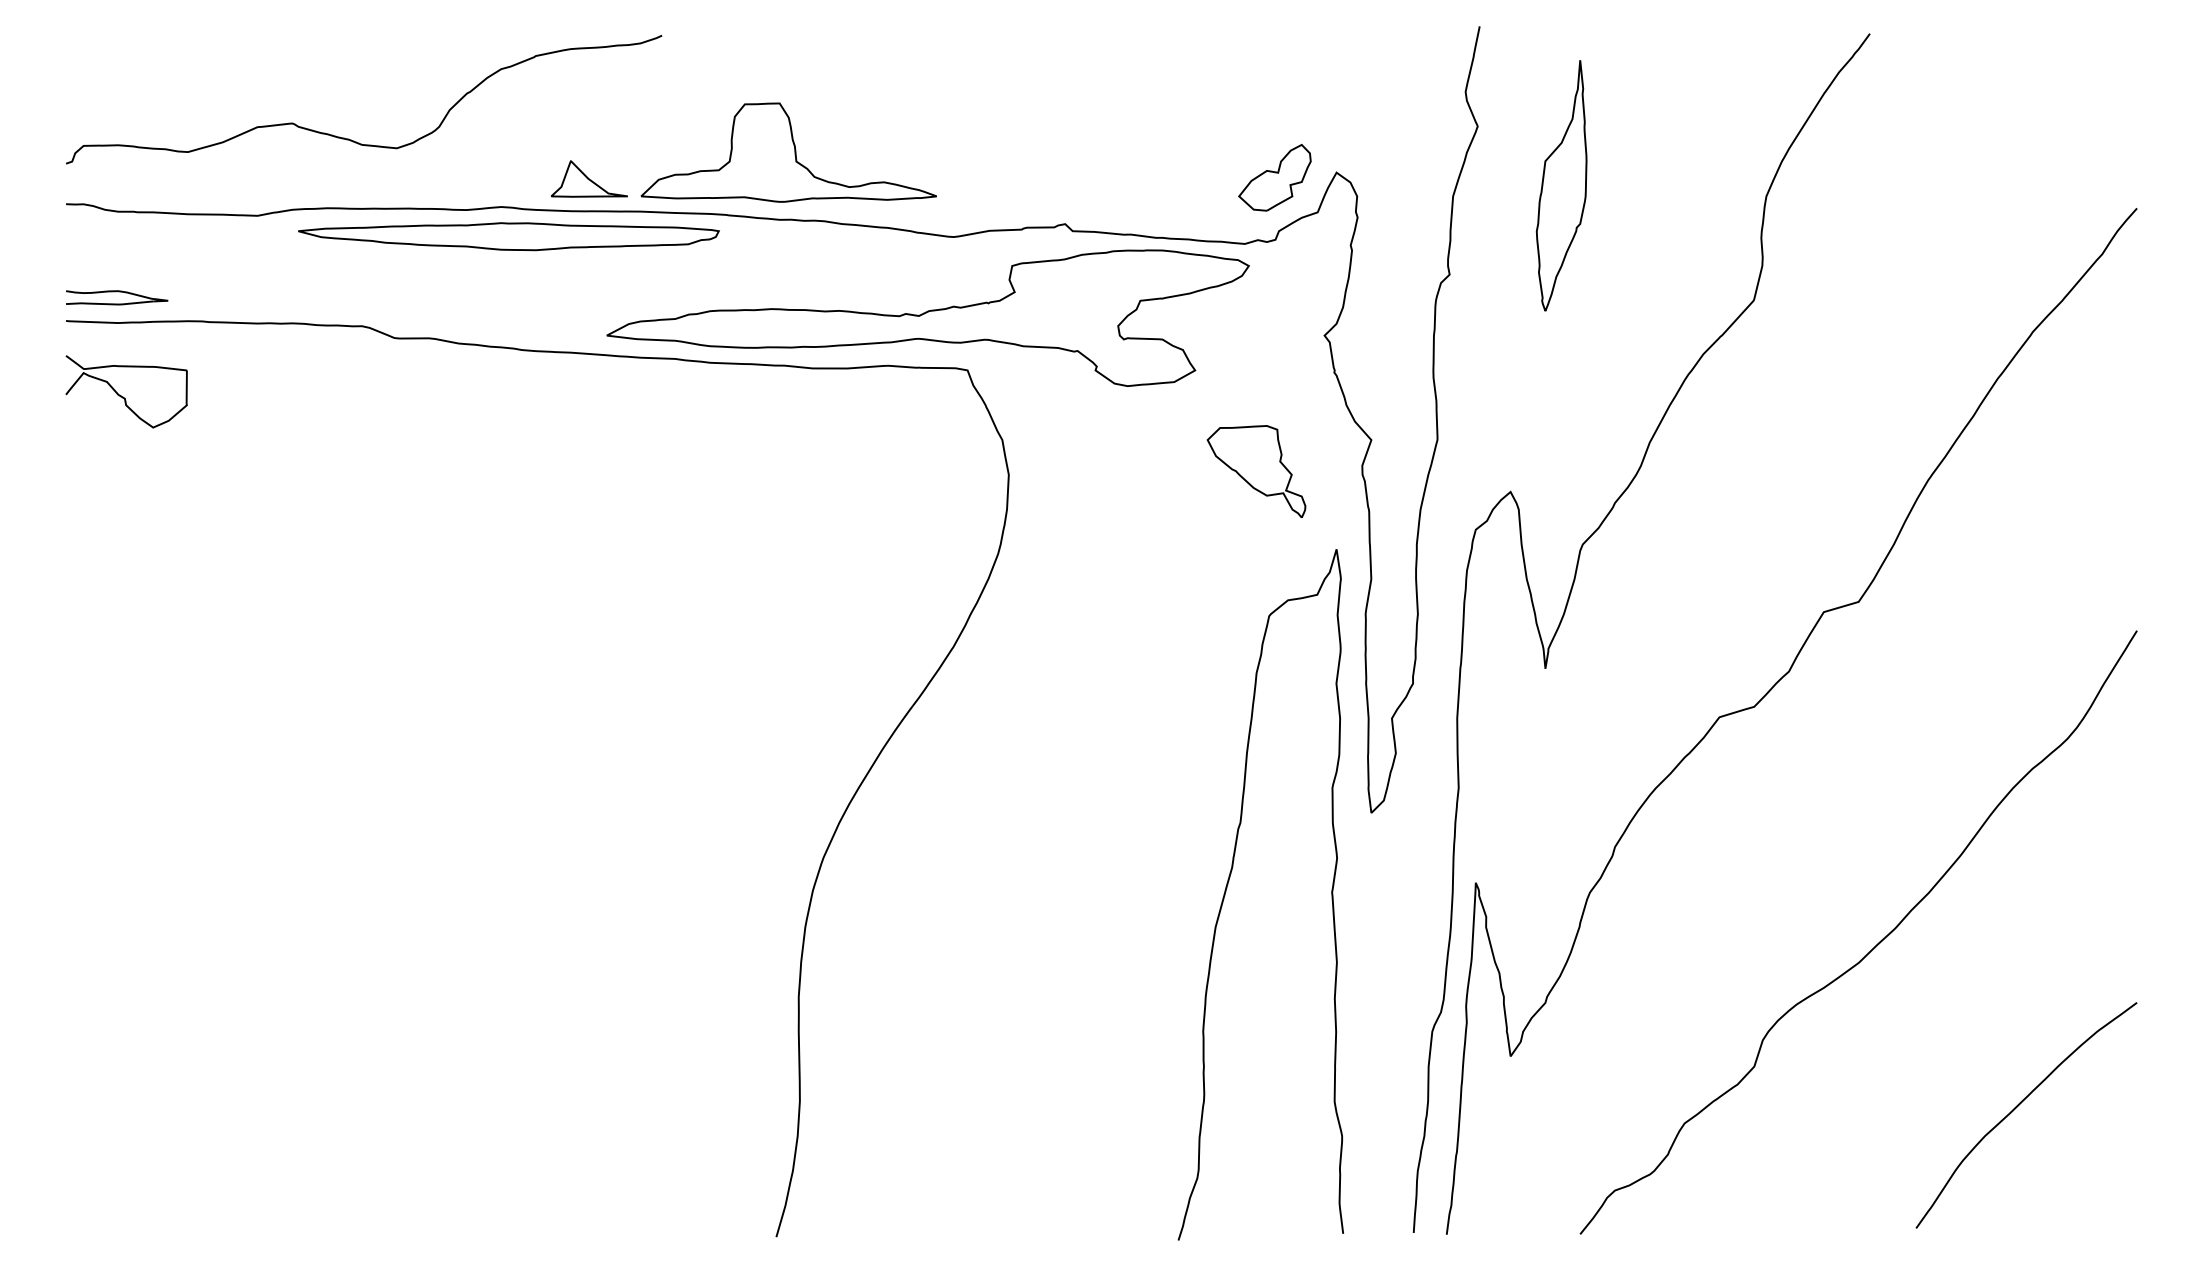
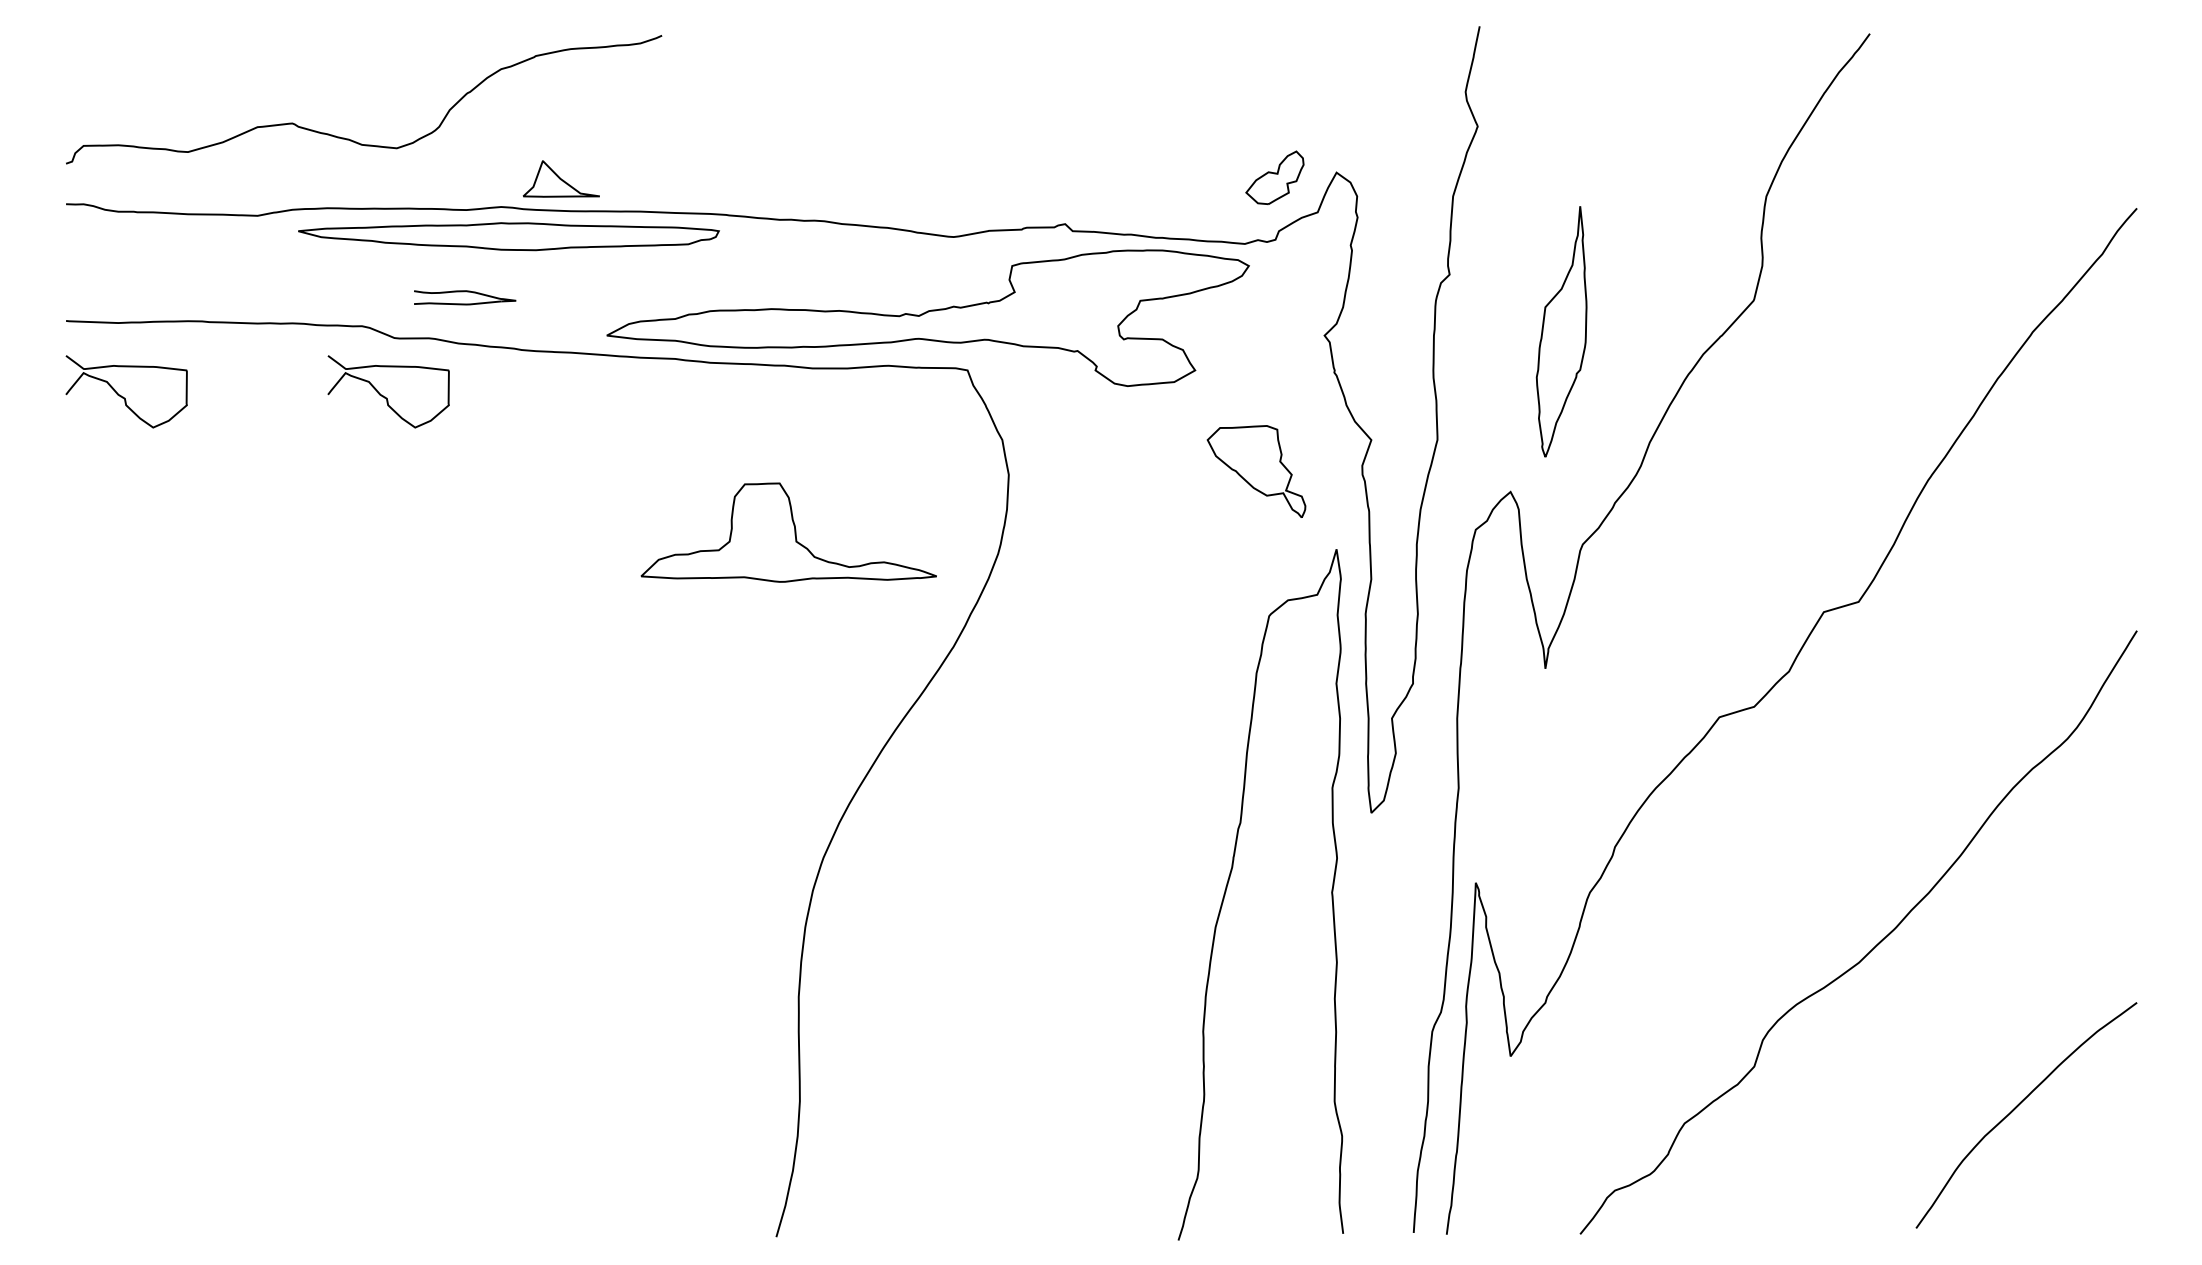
part position: (788, 152) -> (788, 532) (788, 532)
part size: 74x68 px -> 60x55 px (1274, 177)
part position: (588, 178) -> (560, 178) (560, 178)
part position: (1561, 185) -> (1561, 331) (1561, 331)
part position: (117, 297) -> (465, 297) (465, 297)
curve: none -> present (385, 396)
